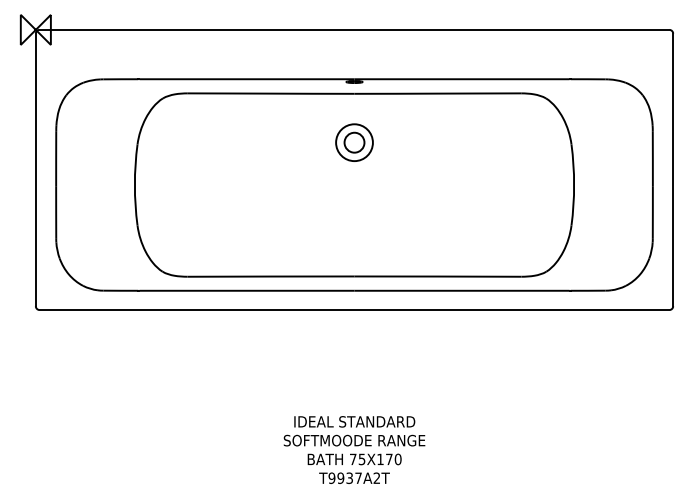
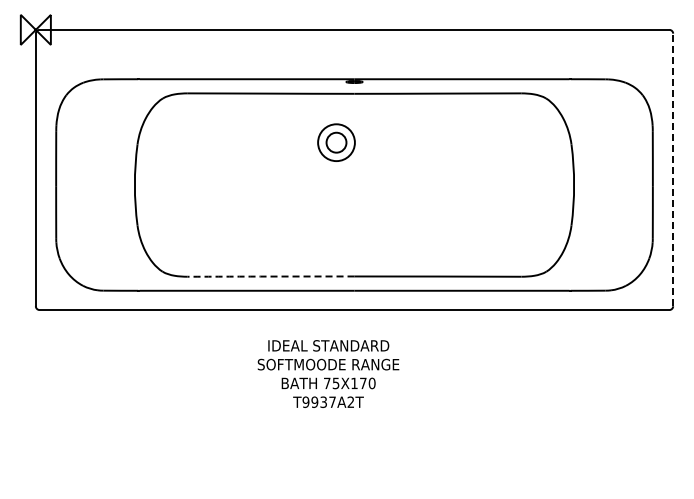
part position: (354, 142) -> (336, 142) (336, 142)
line: solid -> dashed (673, 169)
arc: solid -> dashed (271, 276)
text position: (354, 449) -> (328, 373) (328, 373)
